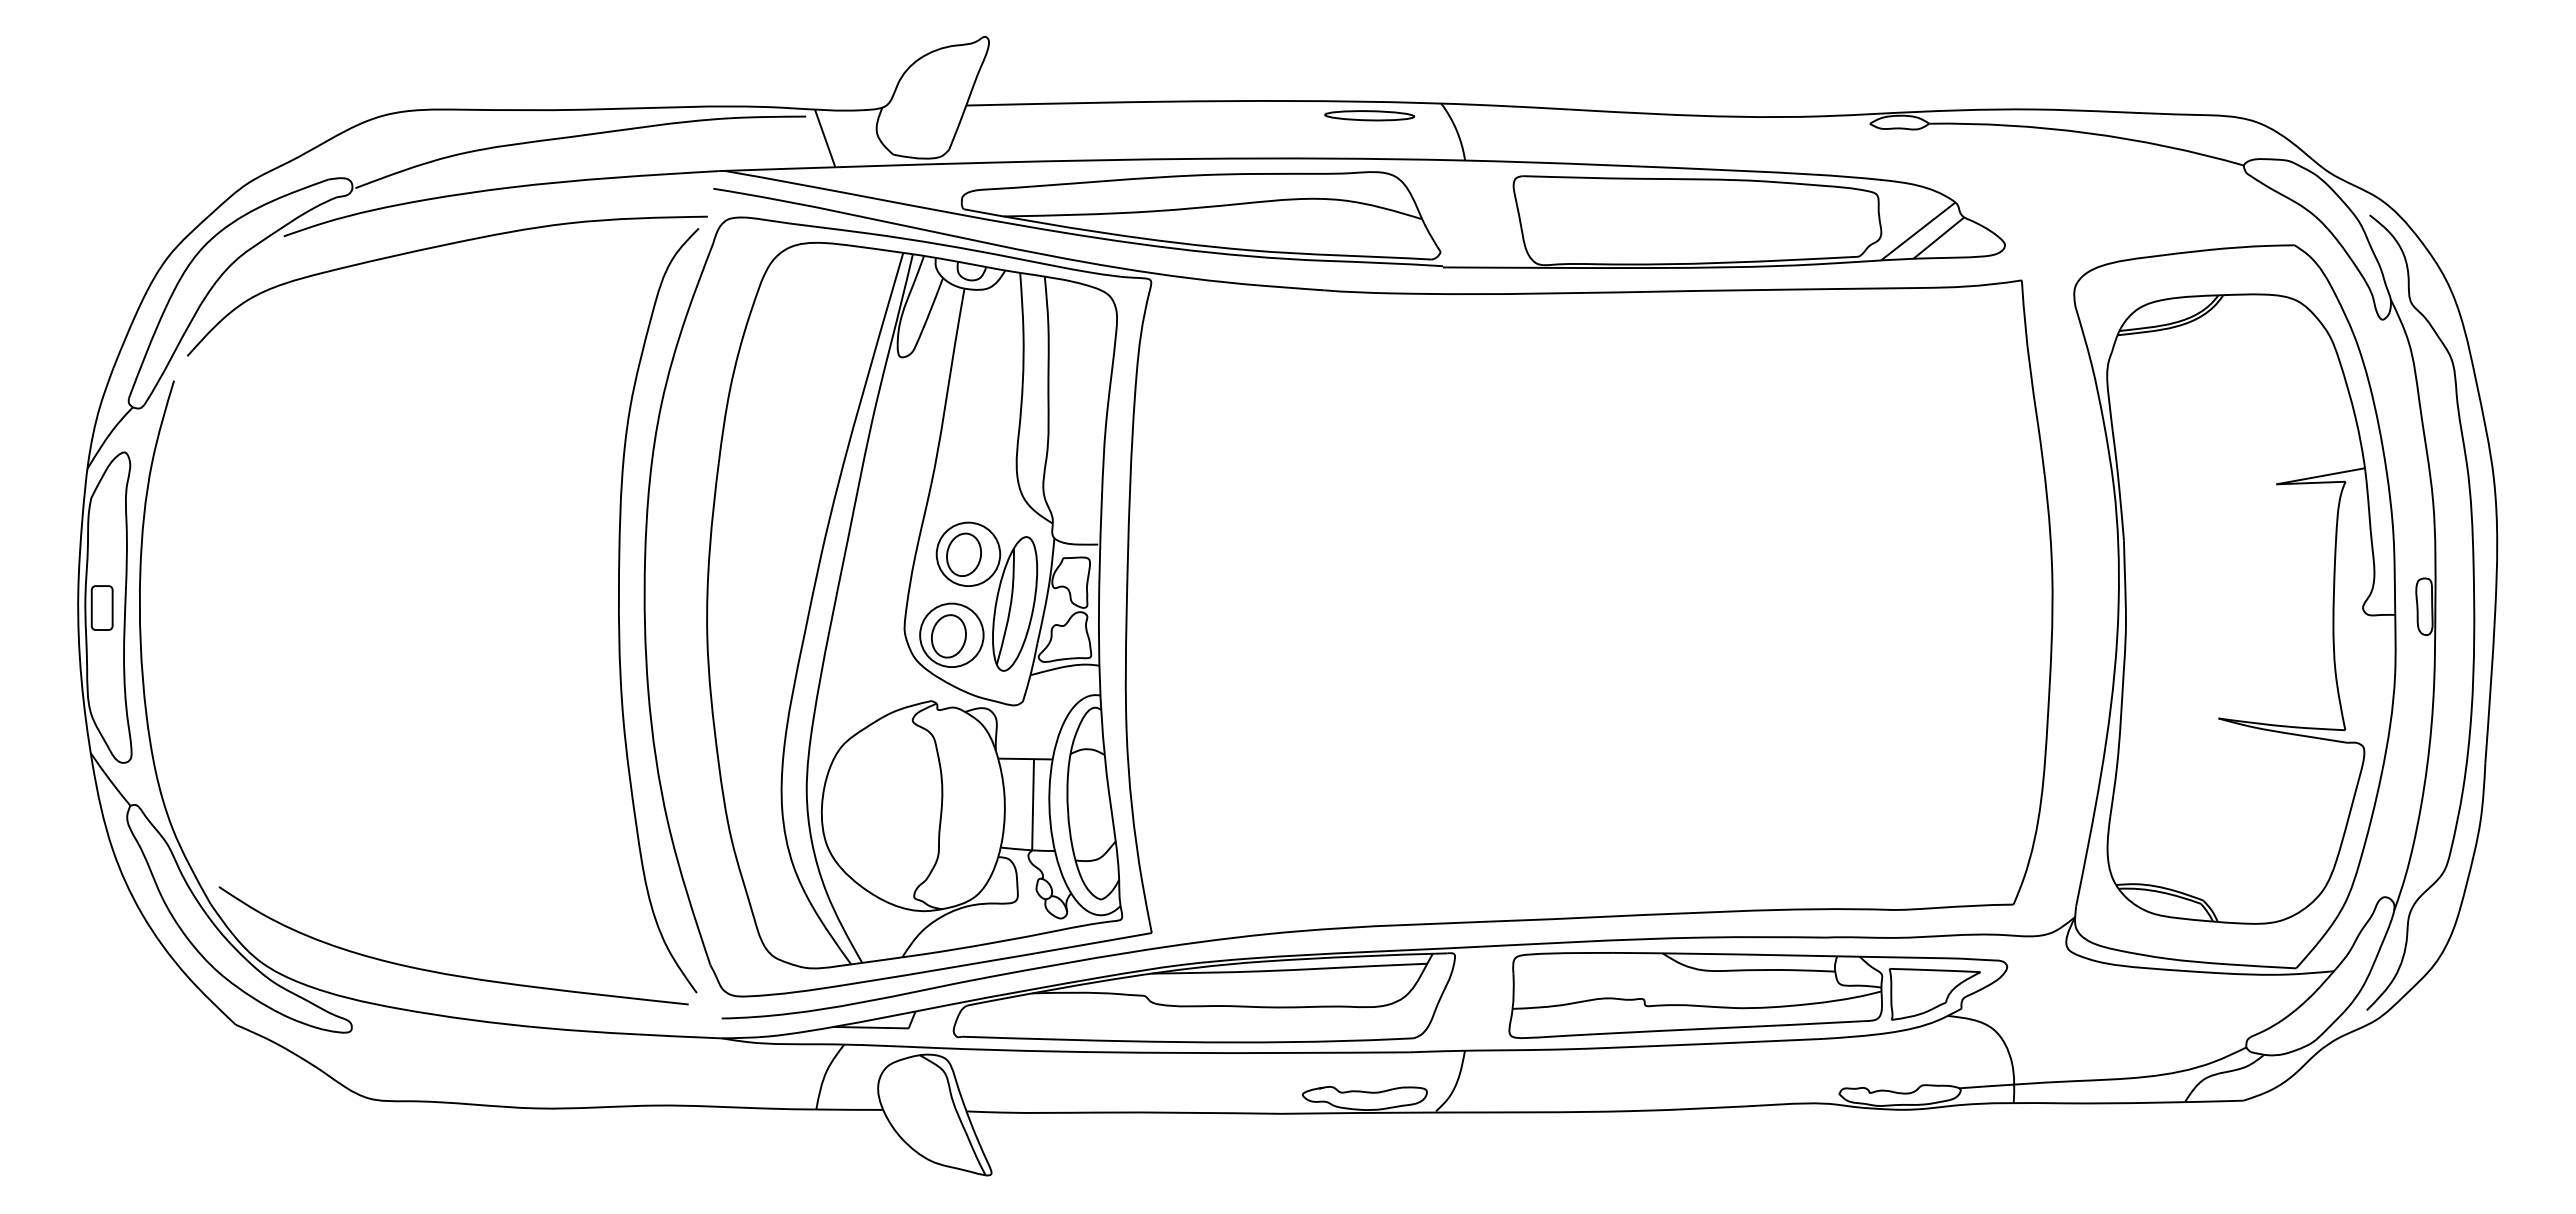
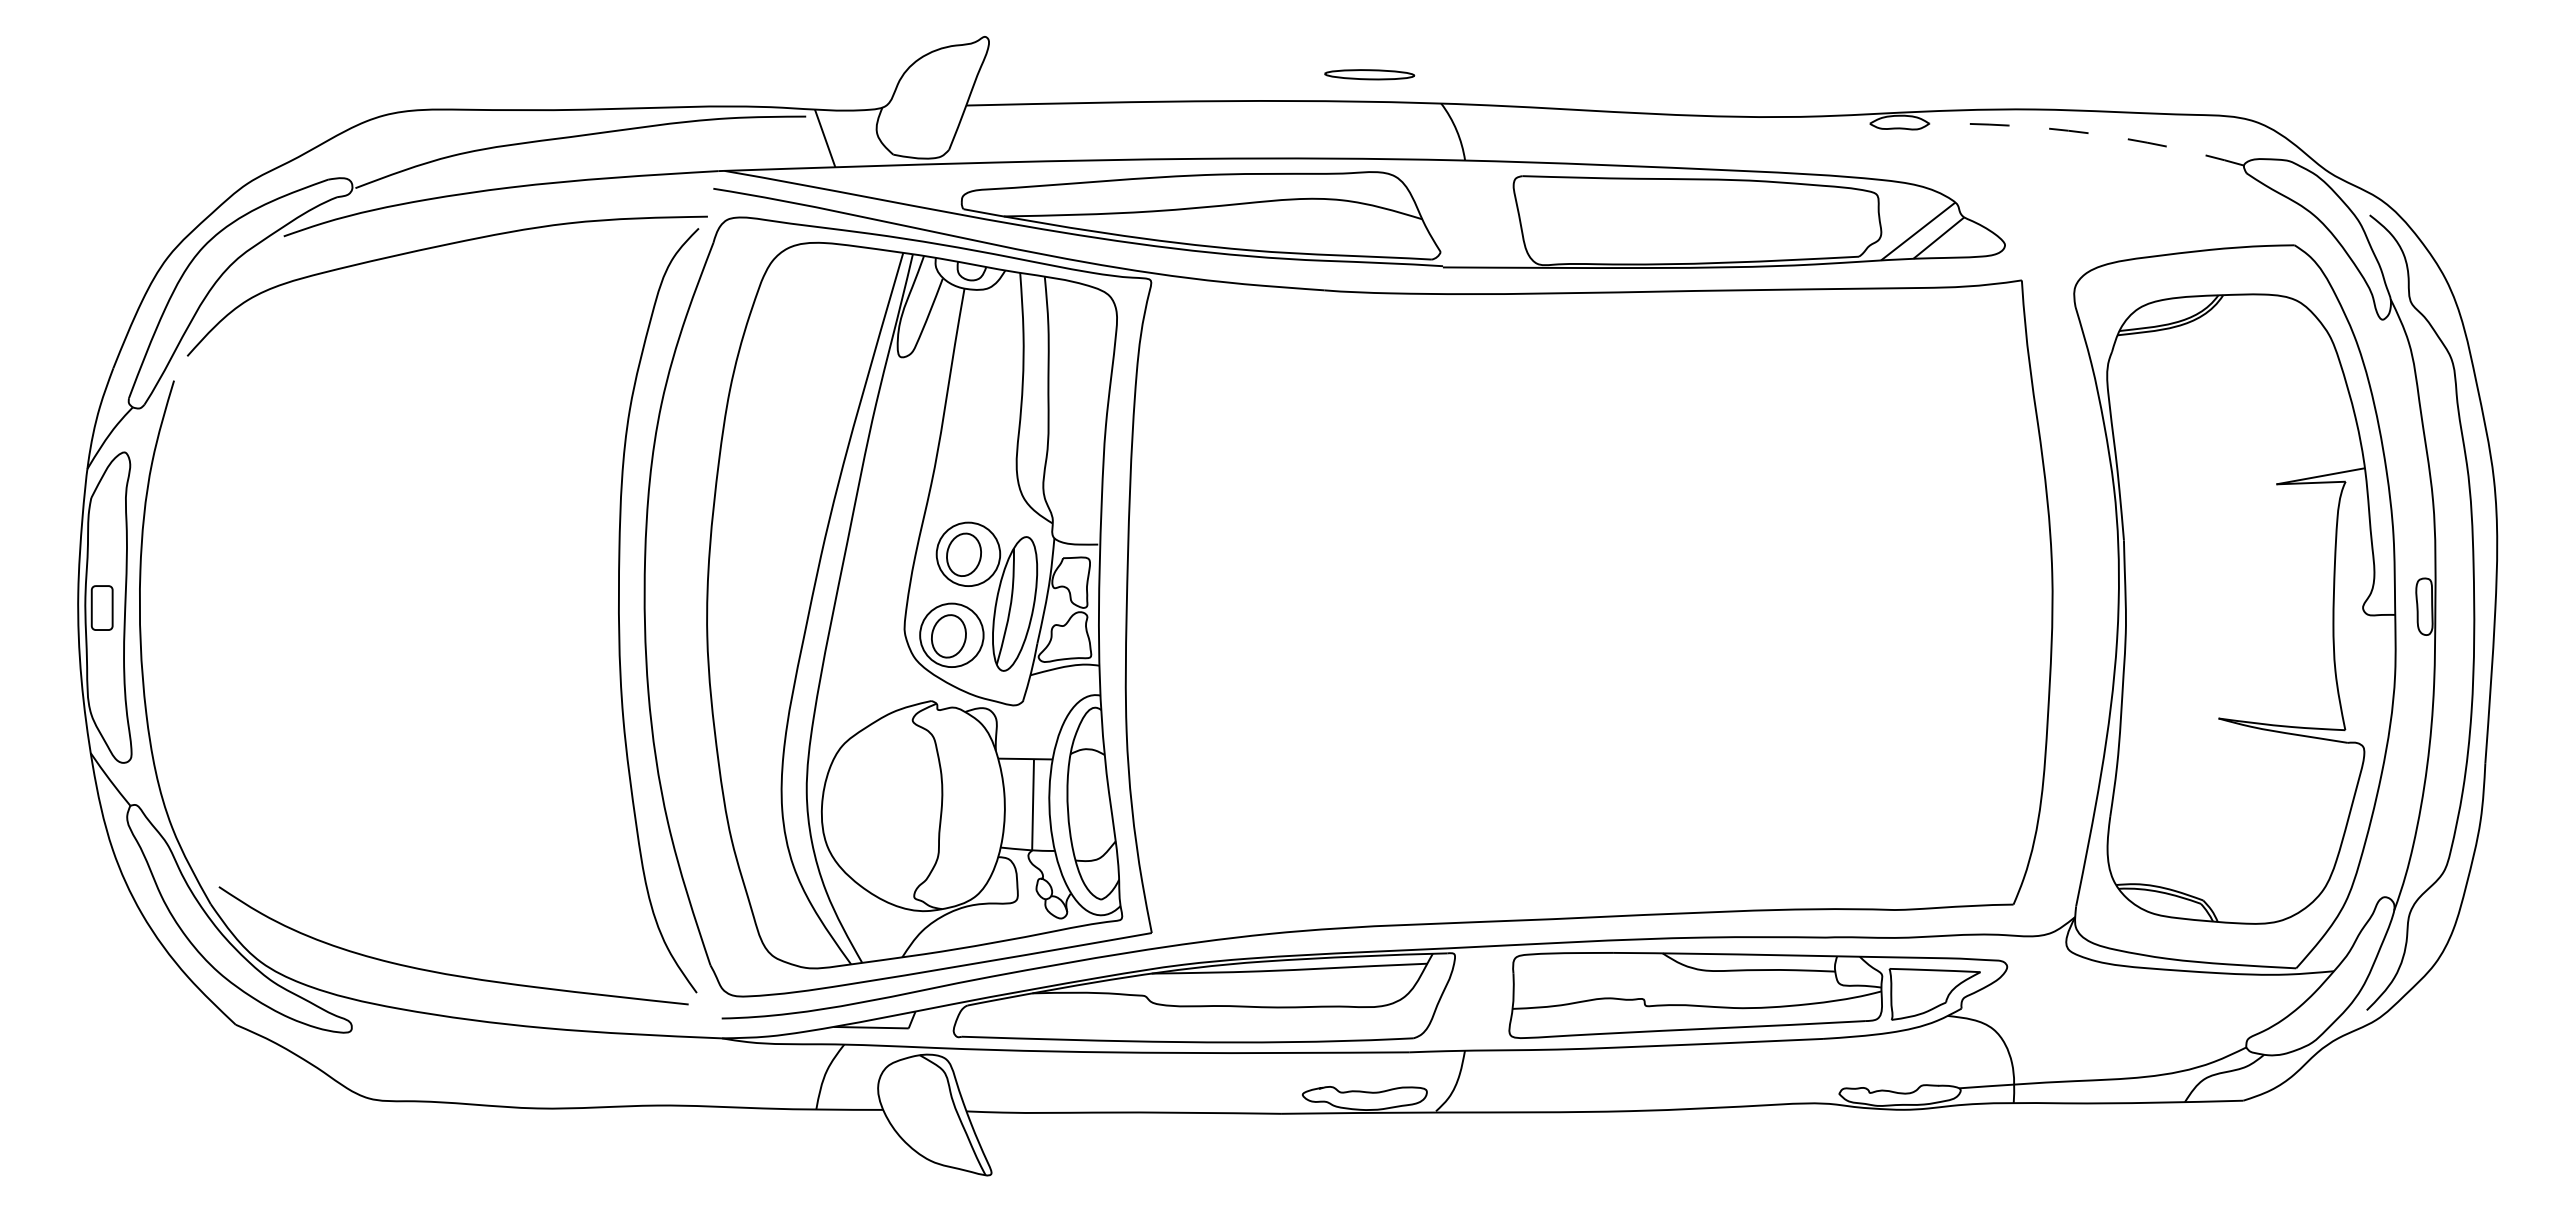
part position: (1369, 115) -> (1369, 74) (1369, 74)
arc: solid -> dashed (2088, 133)
